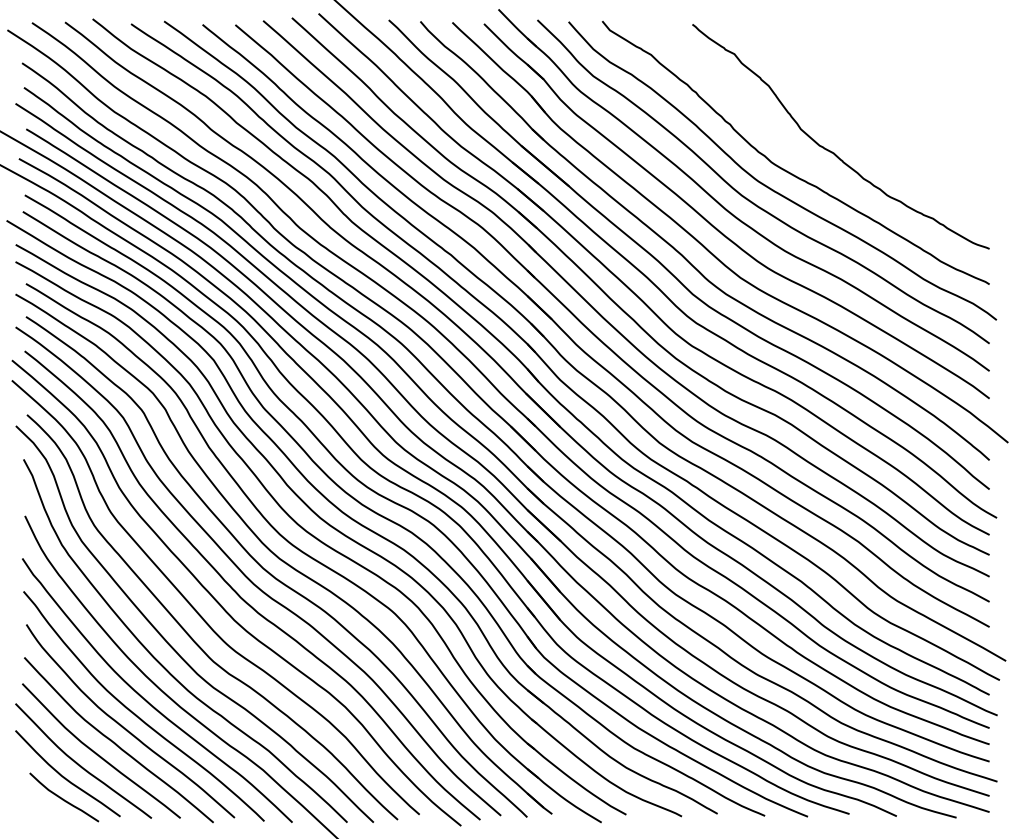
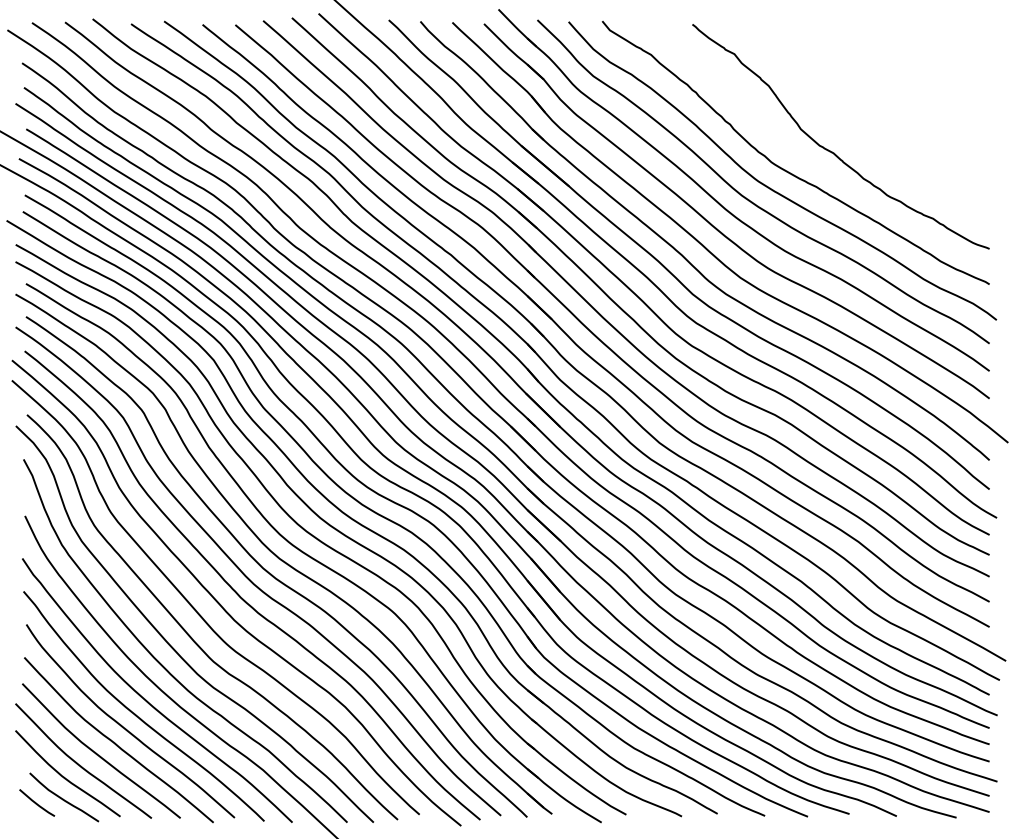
line: none -> present (36, 802)
